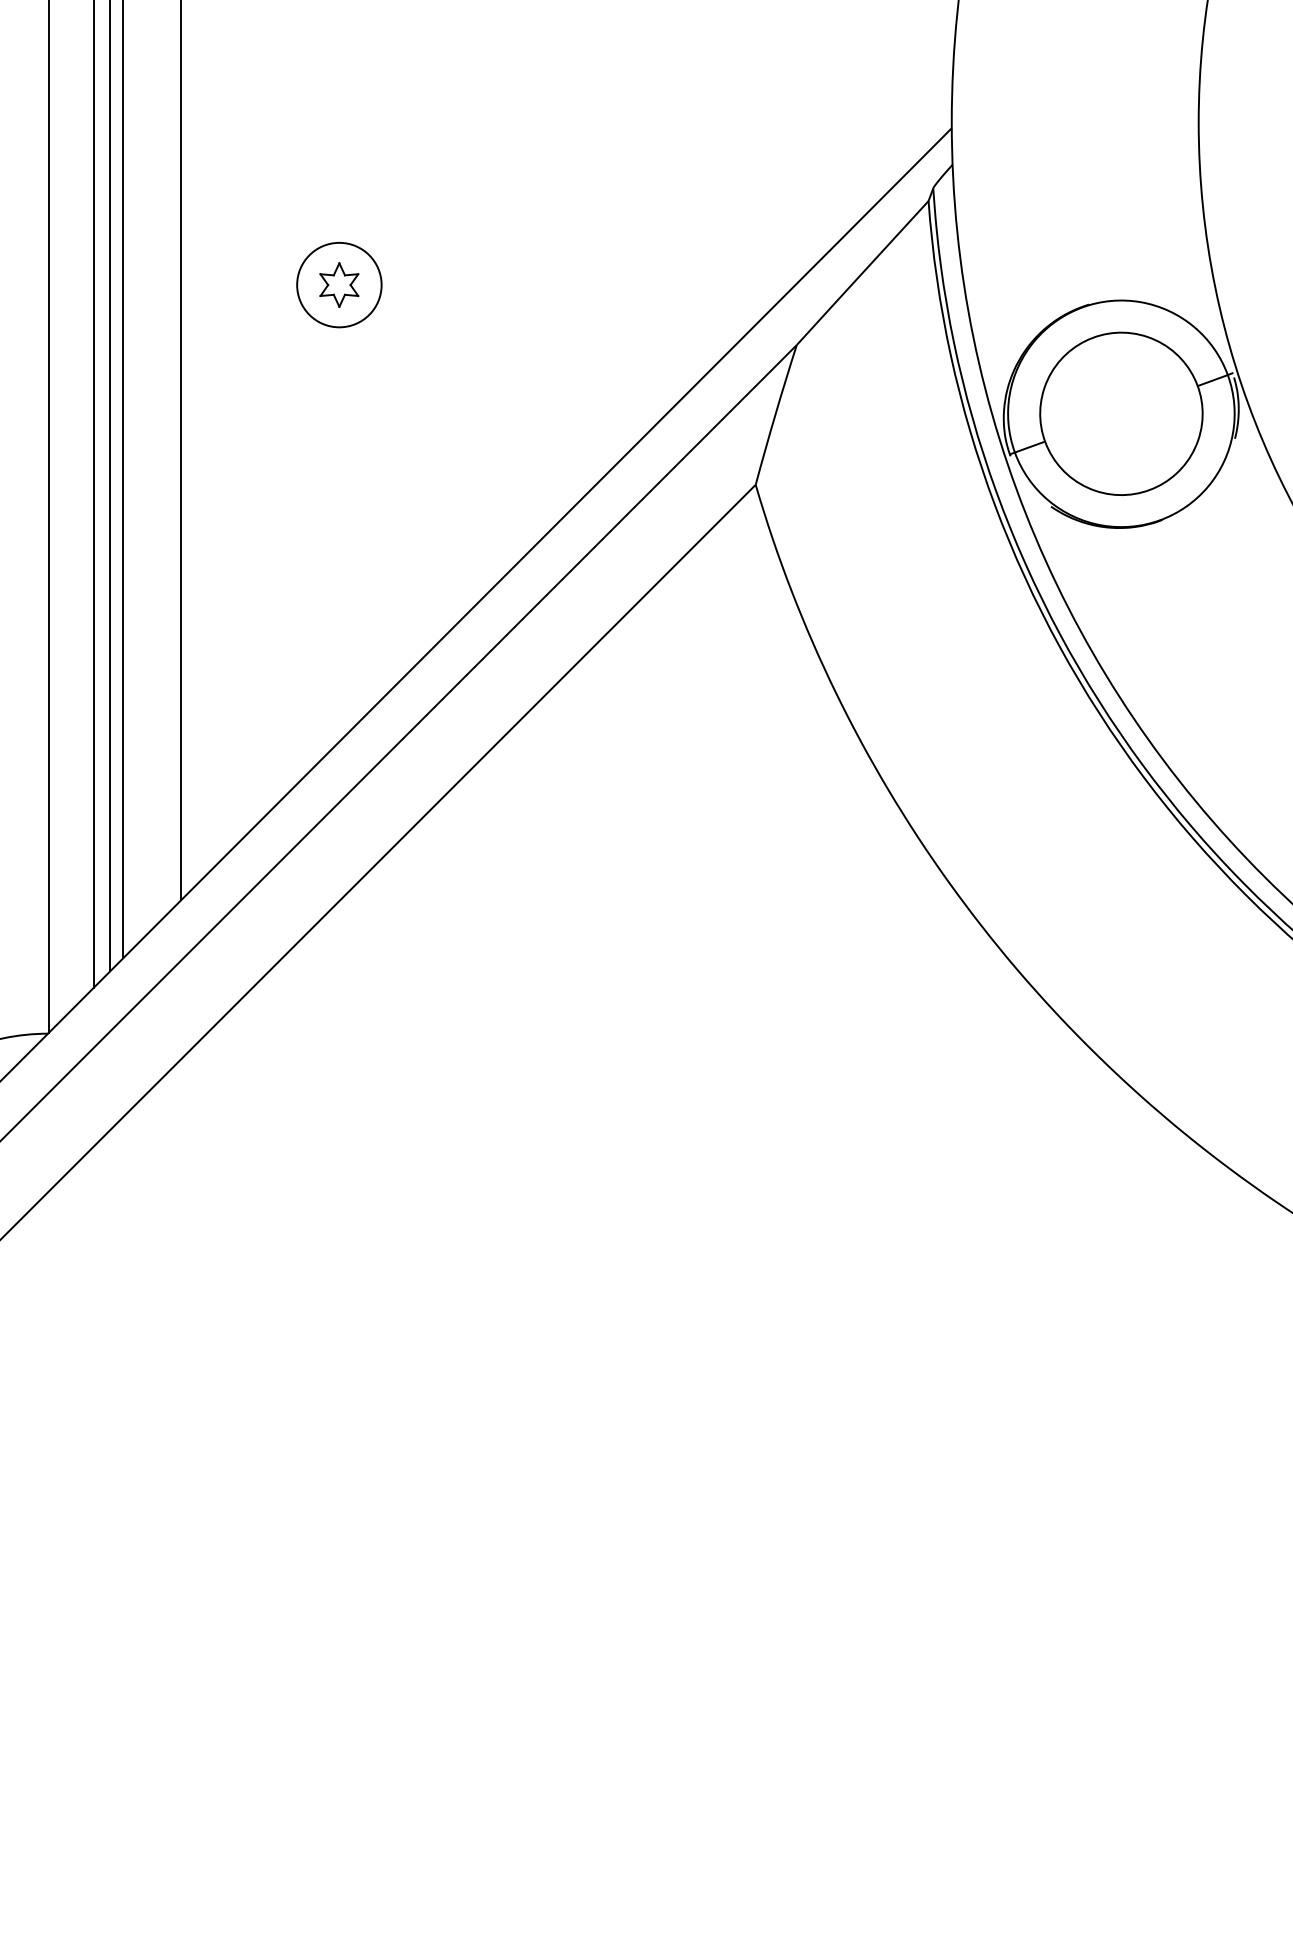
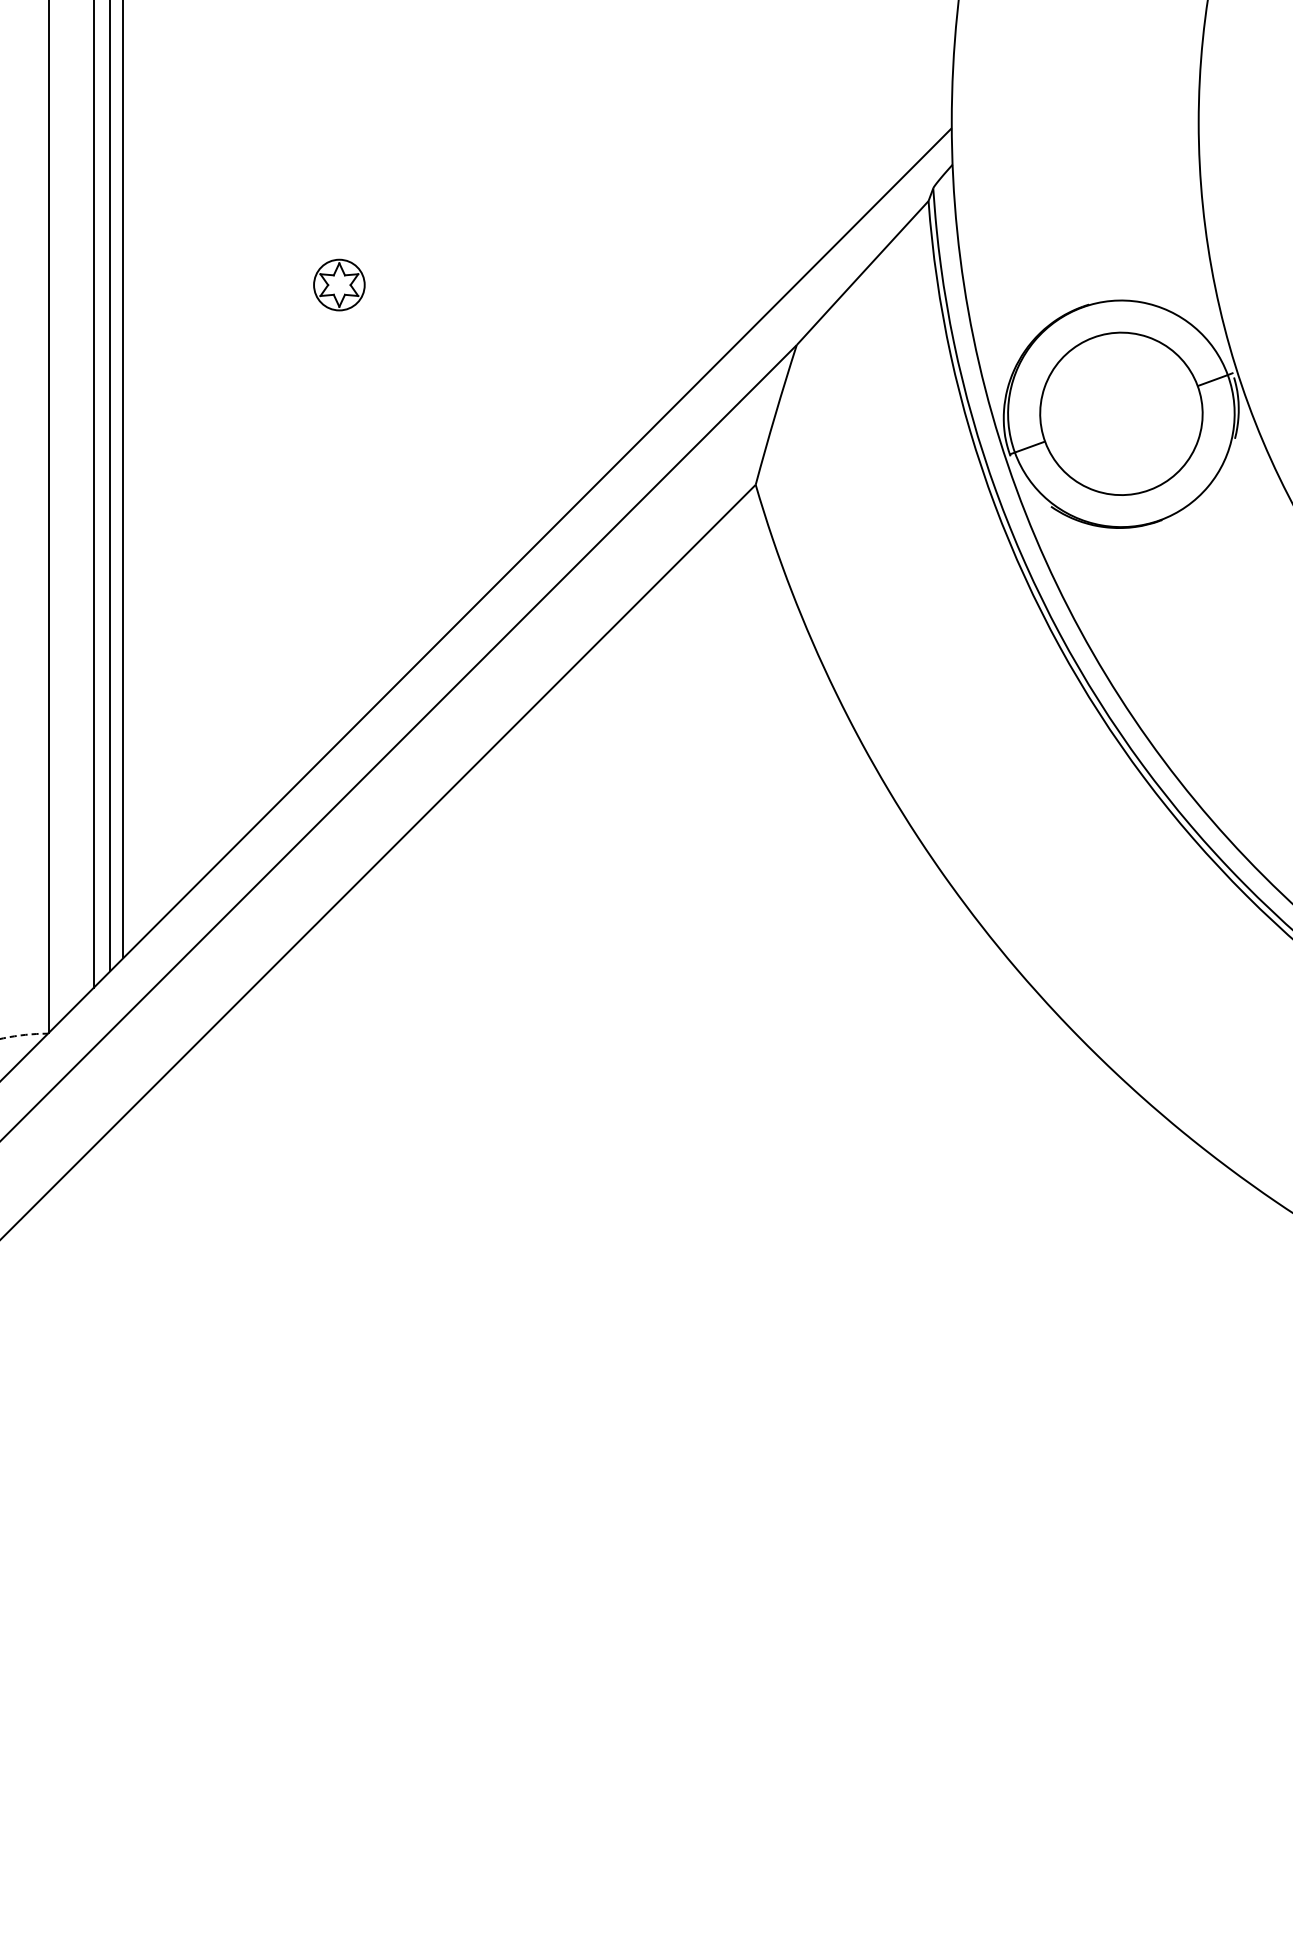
circle diameter: 84 px -> 51 px (339, 284)
line: present -> none (181, 451)
arc: solid -> dashed (24, 1034)
